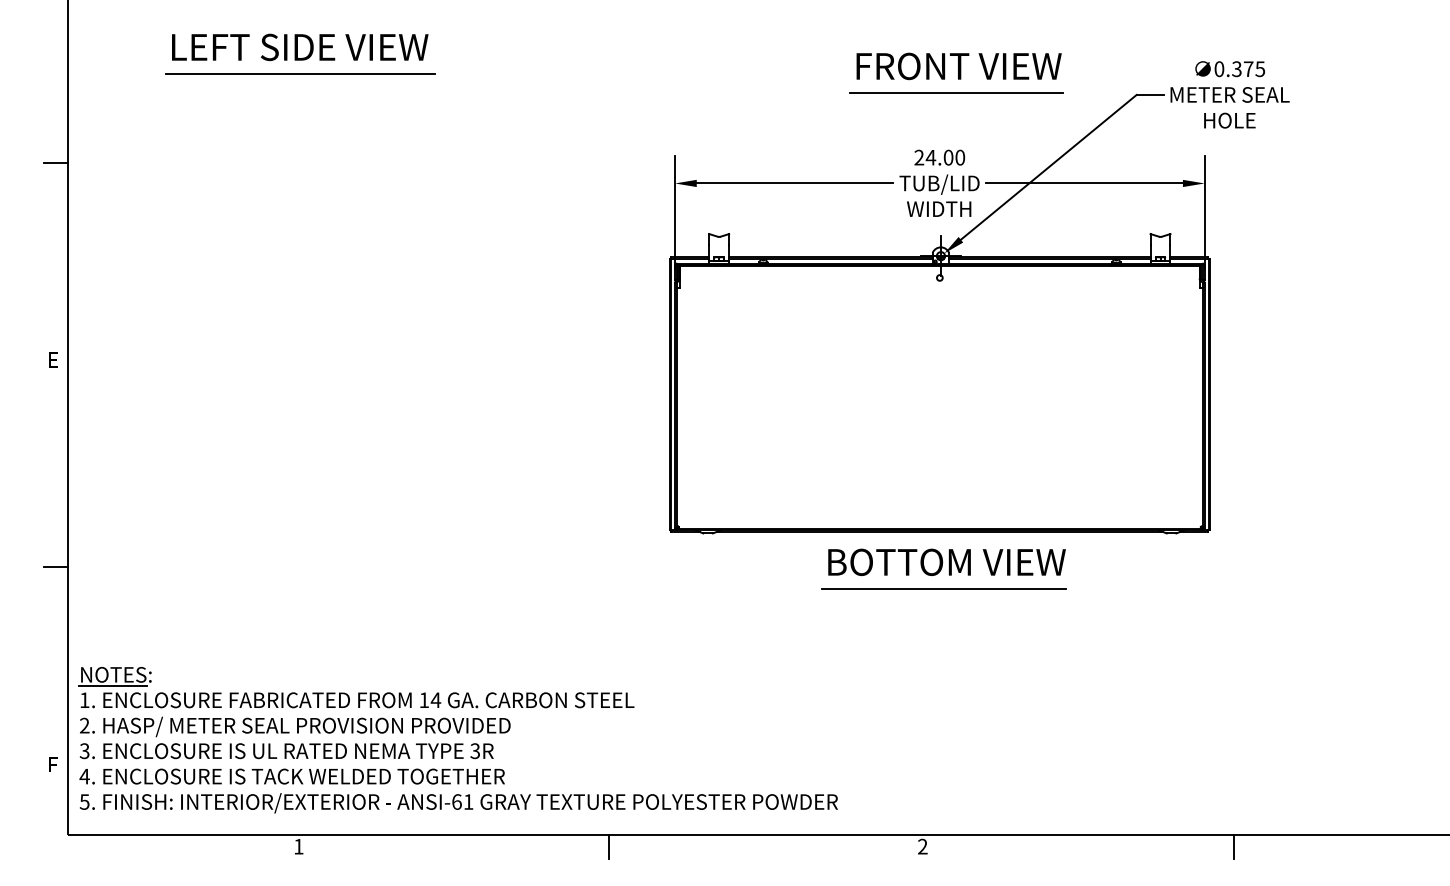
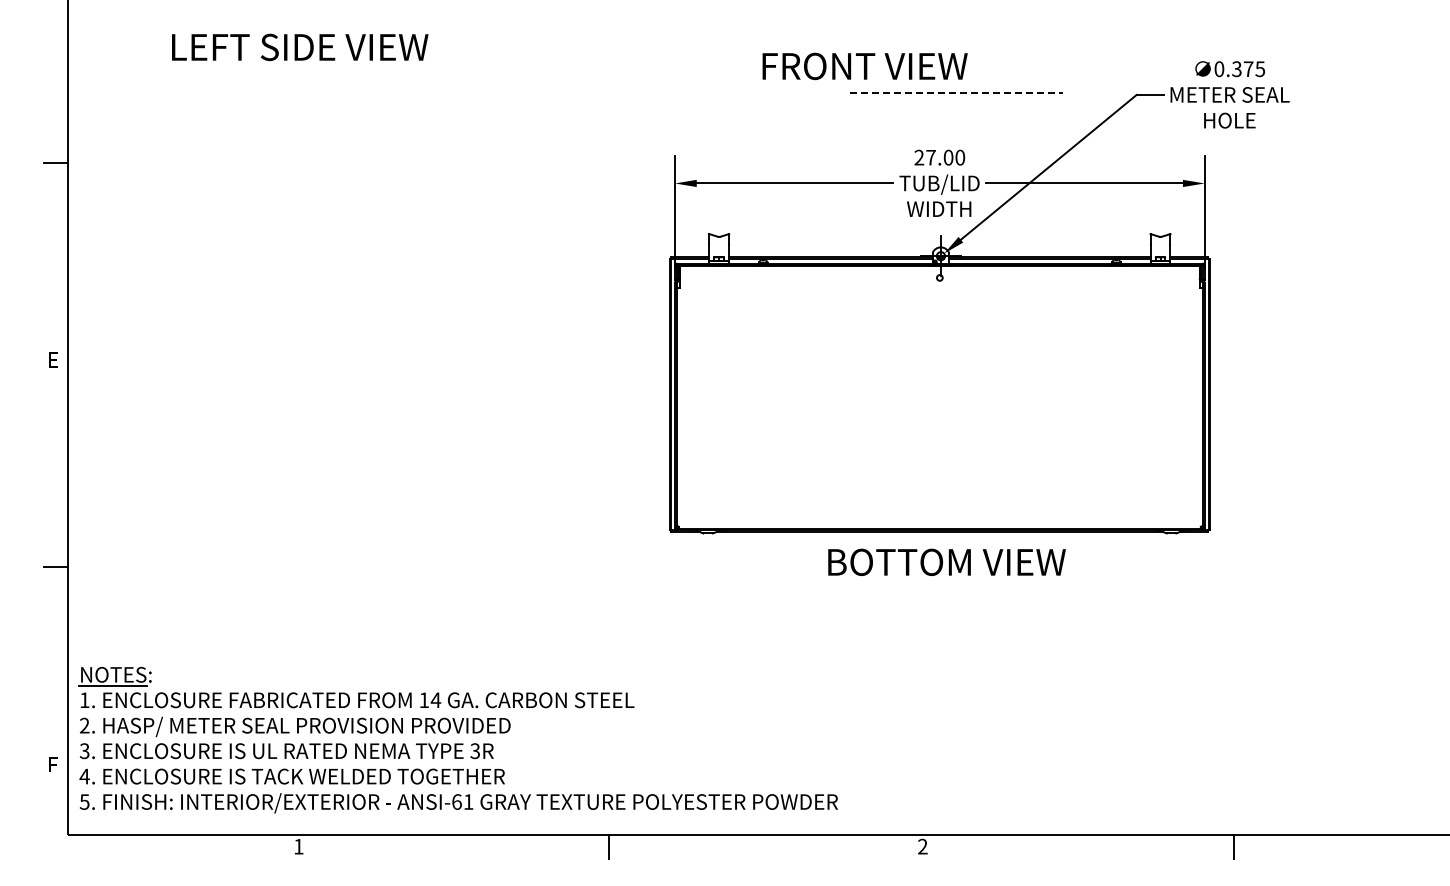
text position: (958, 66) -> (864, 66) (864, 66)
line: present -> none (299, 74)
line: solid -> dashed (957, 93)
text: 24.00 -> 27.00 (930, 157)
line: present -> none (943, 589)
